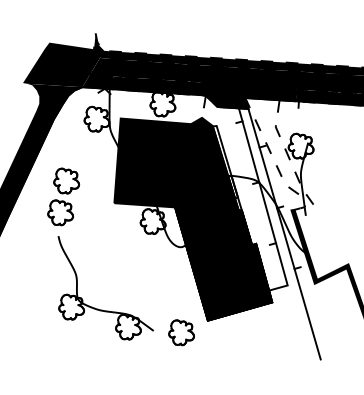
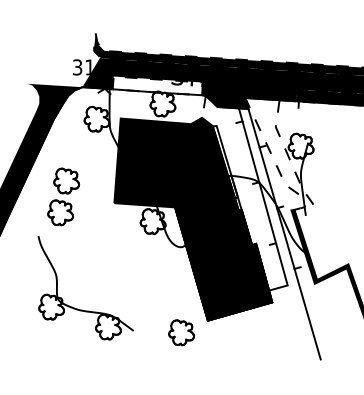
fill: present -> none (61, 64)
fill: present -> none (157, 85)
part position: (98, 308) -> (78, 308) (78, 308)
